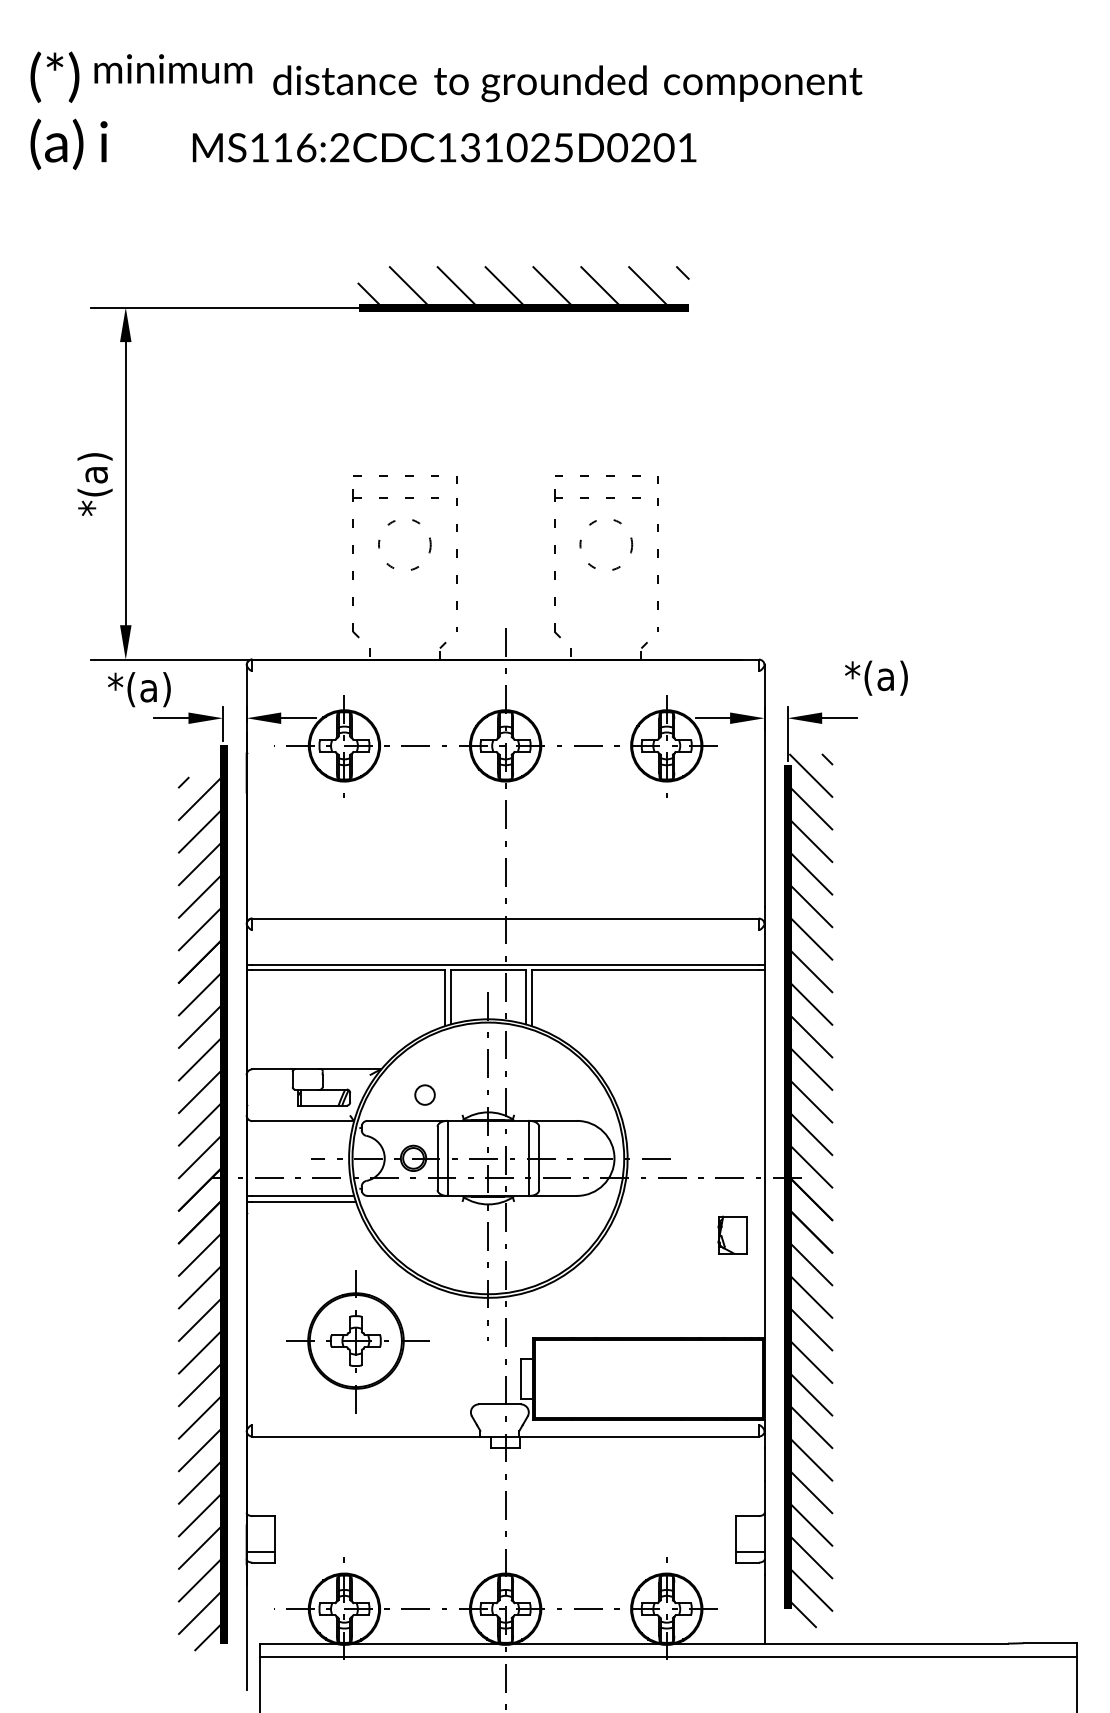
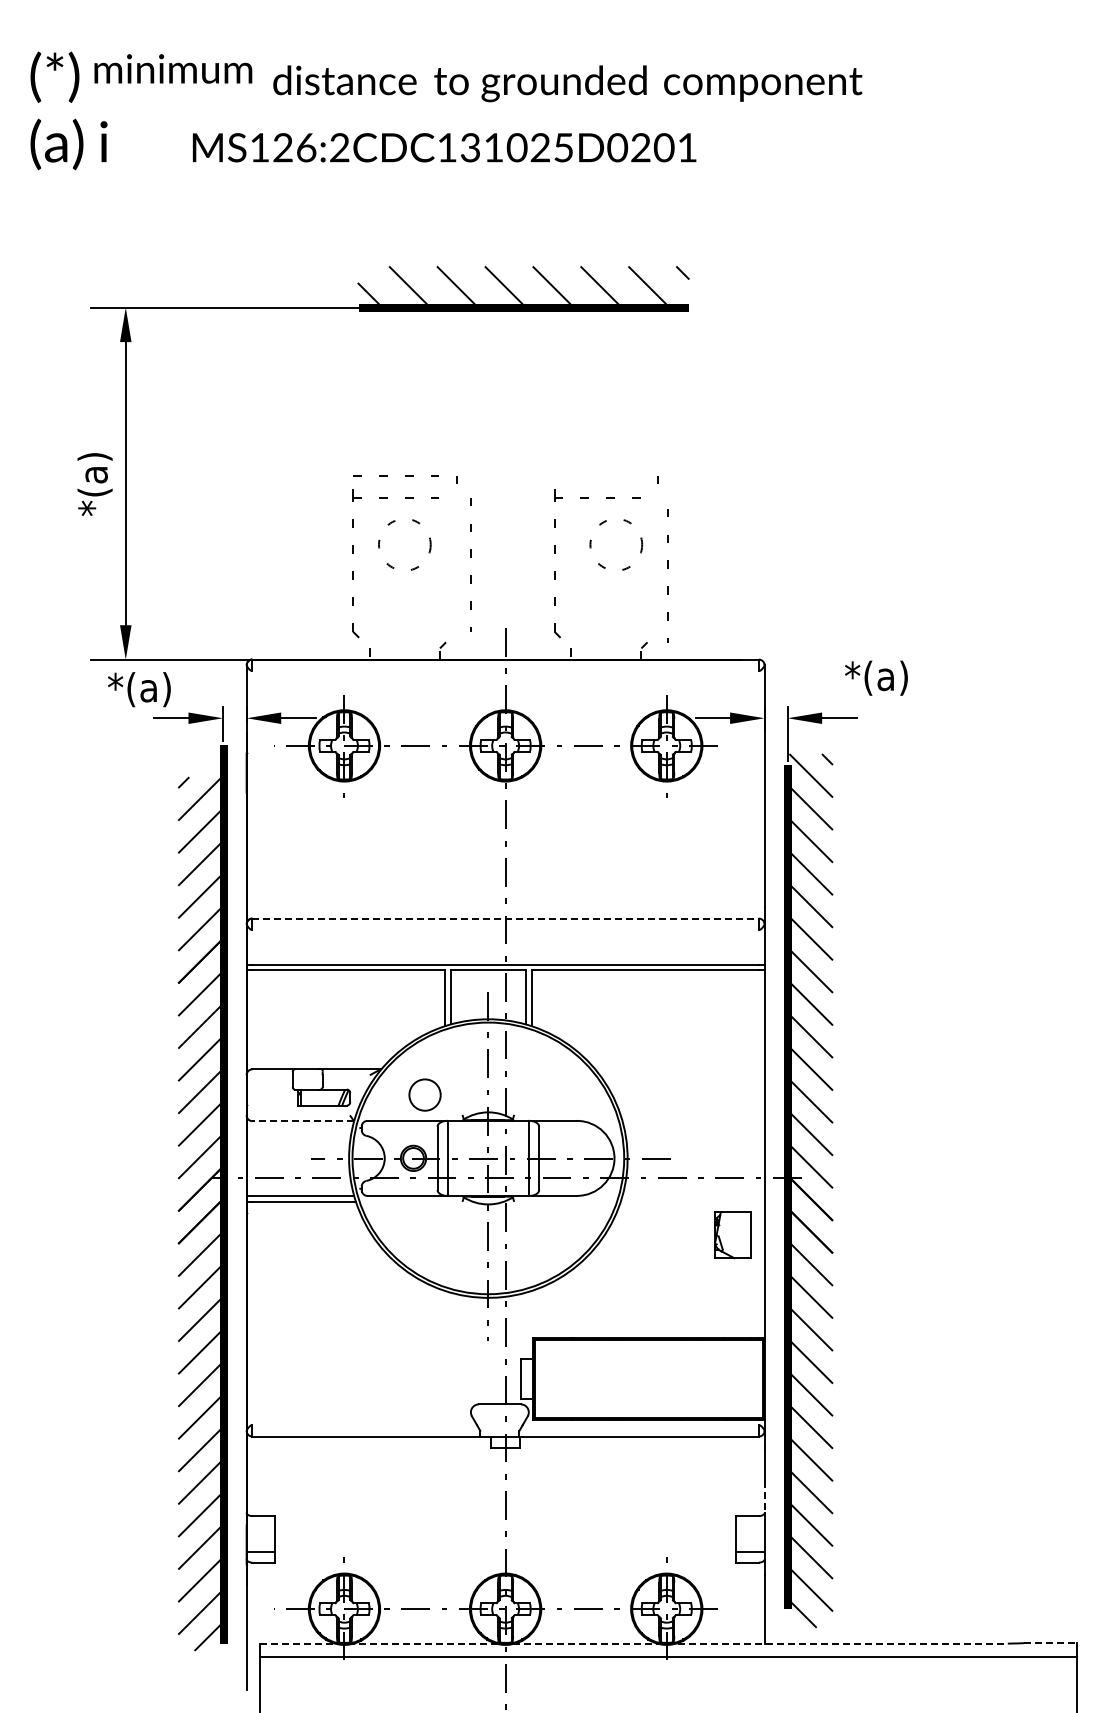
text: MS116:2CDC131025D0201 -> MS126:2CDC131025D0201 (282, 147)
line: present -> none (588, 475)
circle position: (606, 544) -> (616, 544) (616, 544)
line position: (456, 557) -> (470, 557) (470, 557)
line position: (657, 557) -> (667, 568) (667, 568)
line: solid -> dashed (506, 918)
circle diameter: 20 px -> 31 px (424, 1094)
line: solid -> dashed (303, 1121)
part size: 31x40 px -> 38x49 px (732, 1235)
part: present -> none (357, 1341)
line: solid -> dashed (764, 1497)
line: solid -> dashed (634, 1643)
line: solid -> dashed (1051, 1643)
